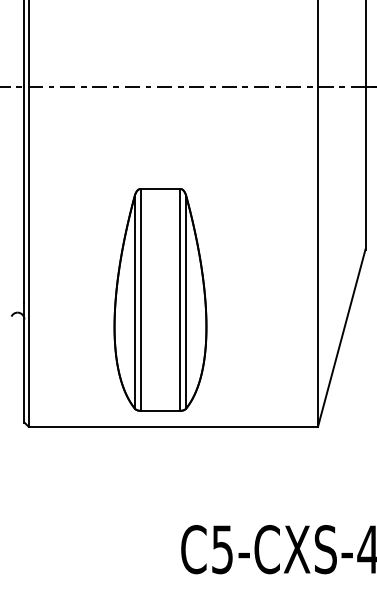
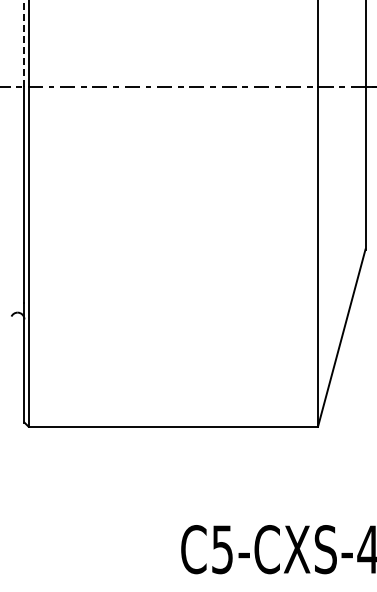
line: solid -> dashed (24, 43)
part: present -> none (160, 299)
